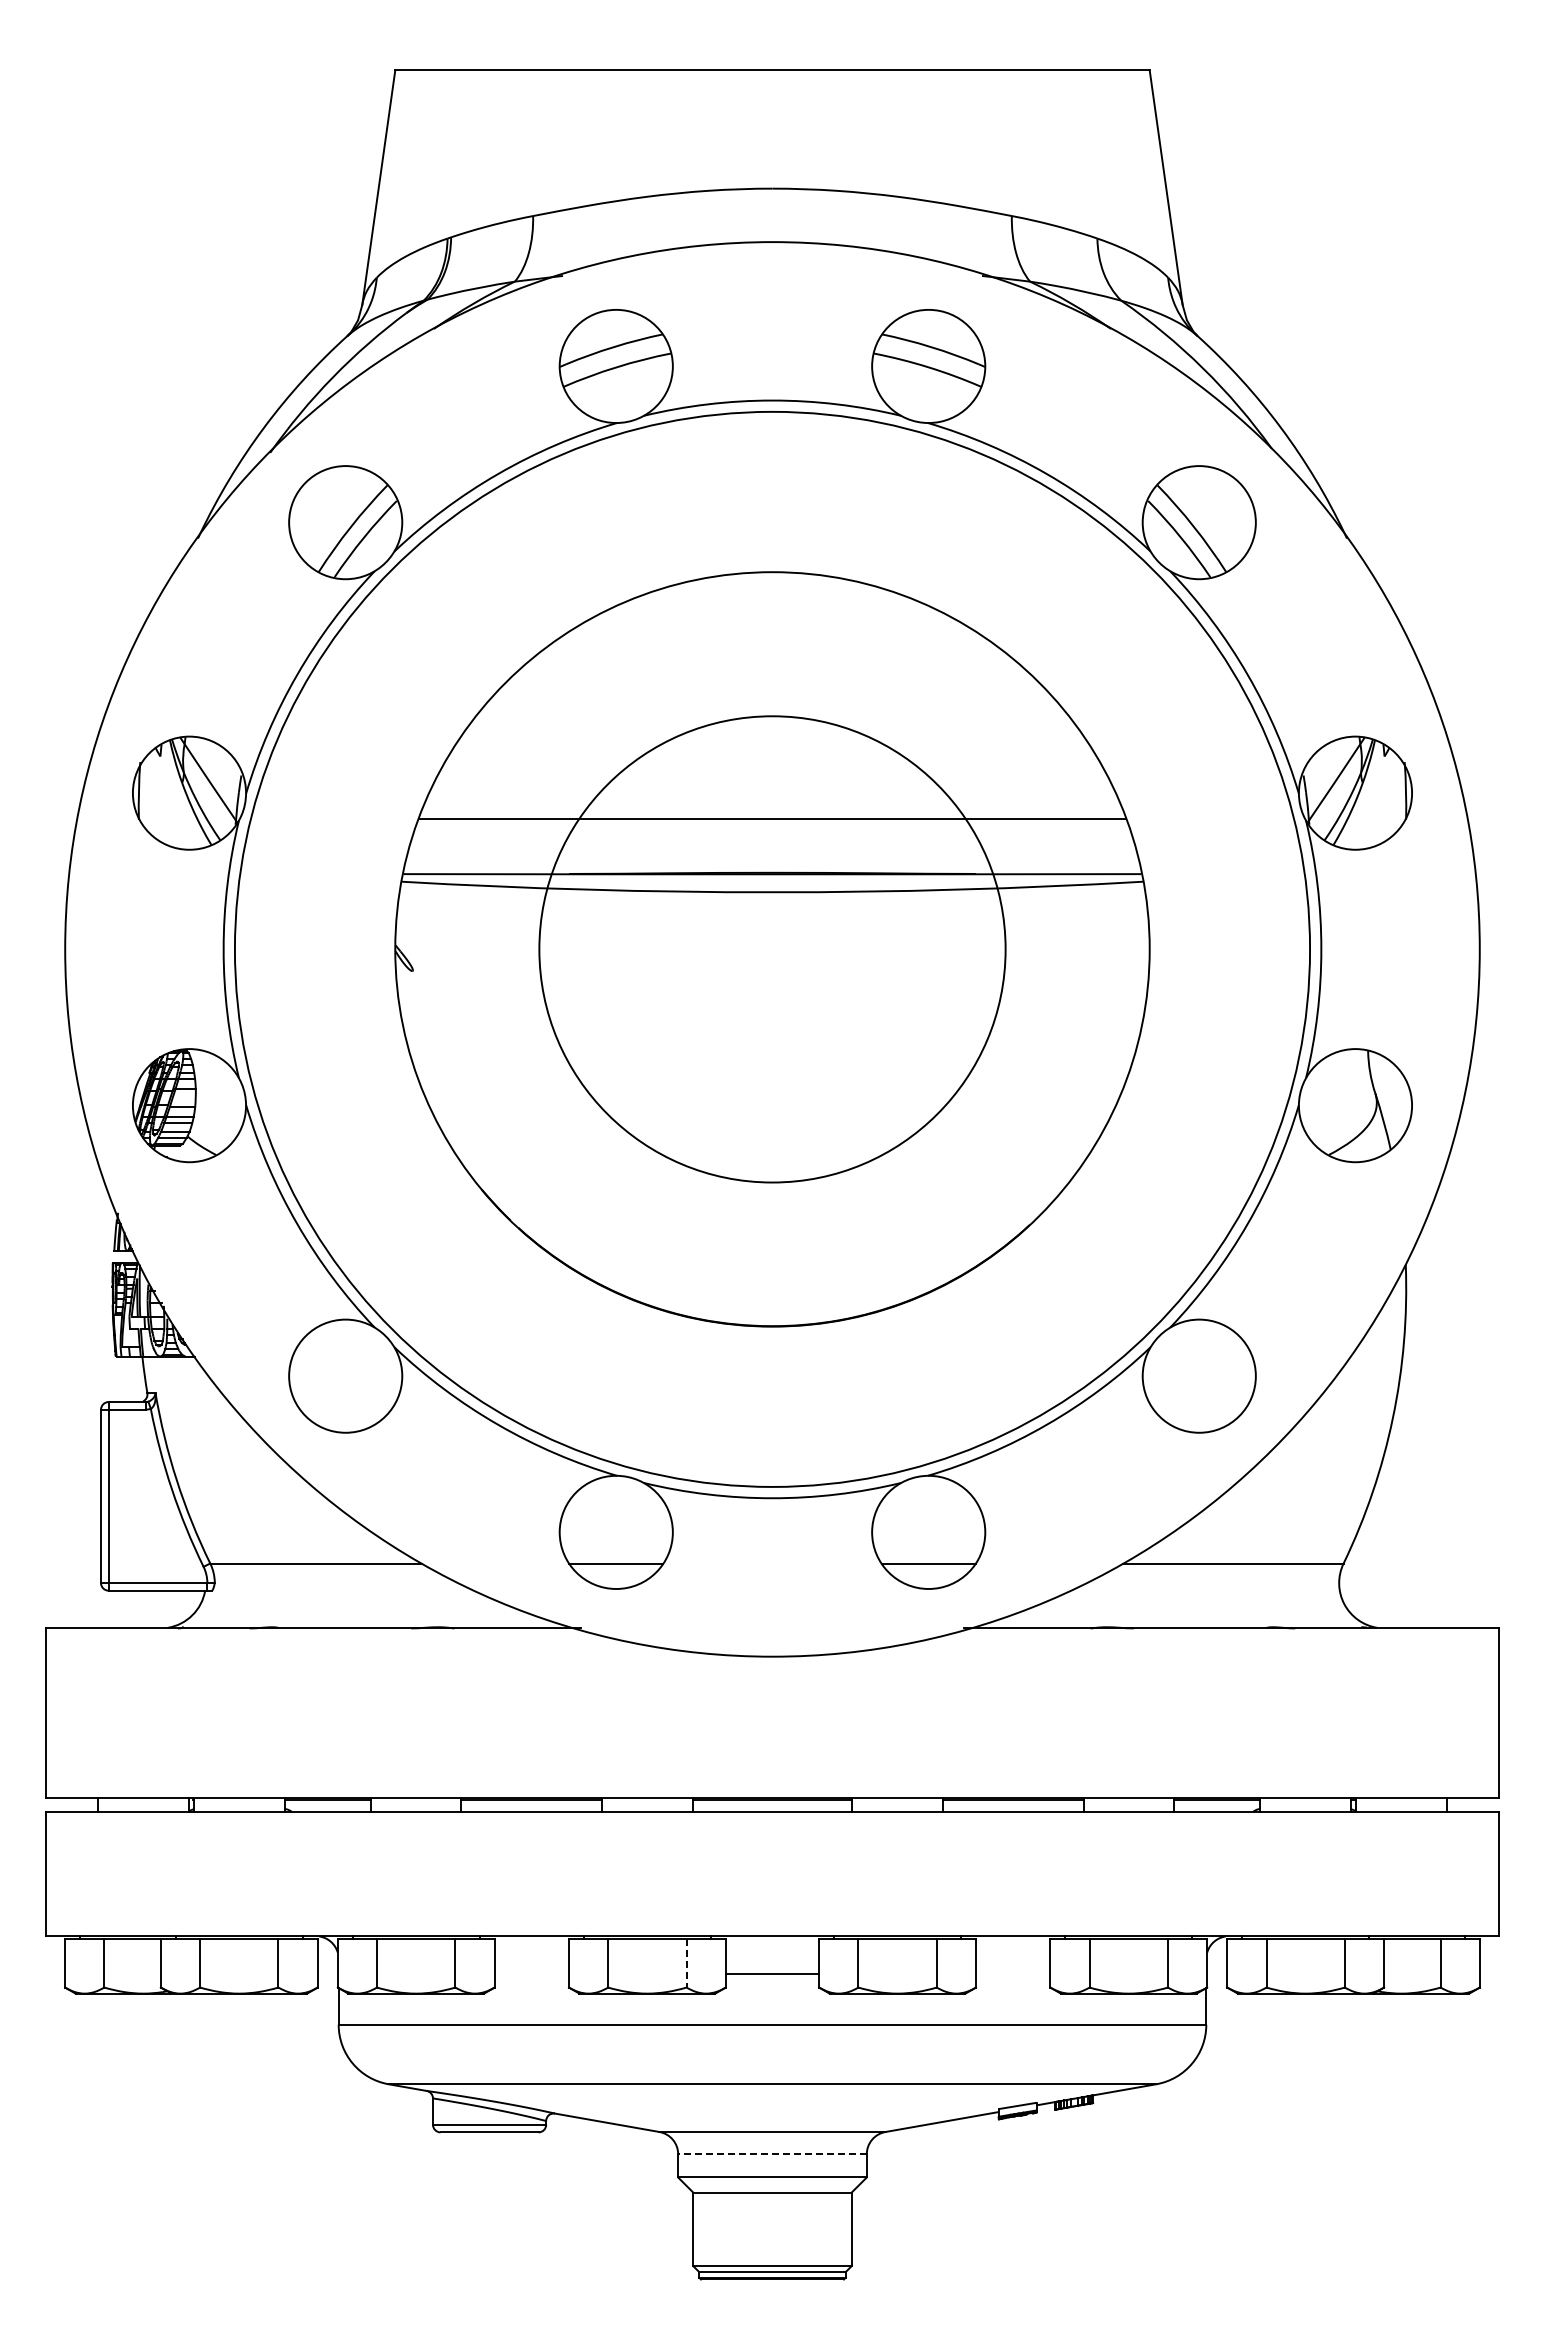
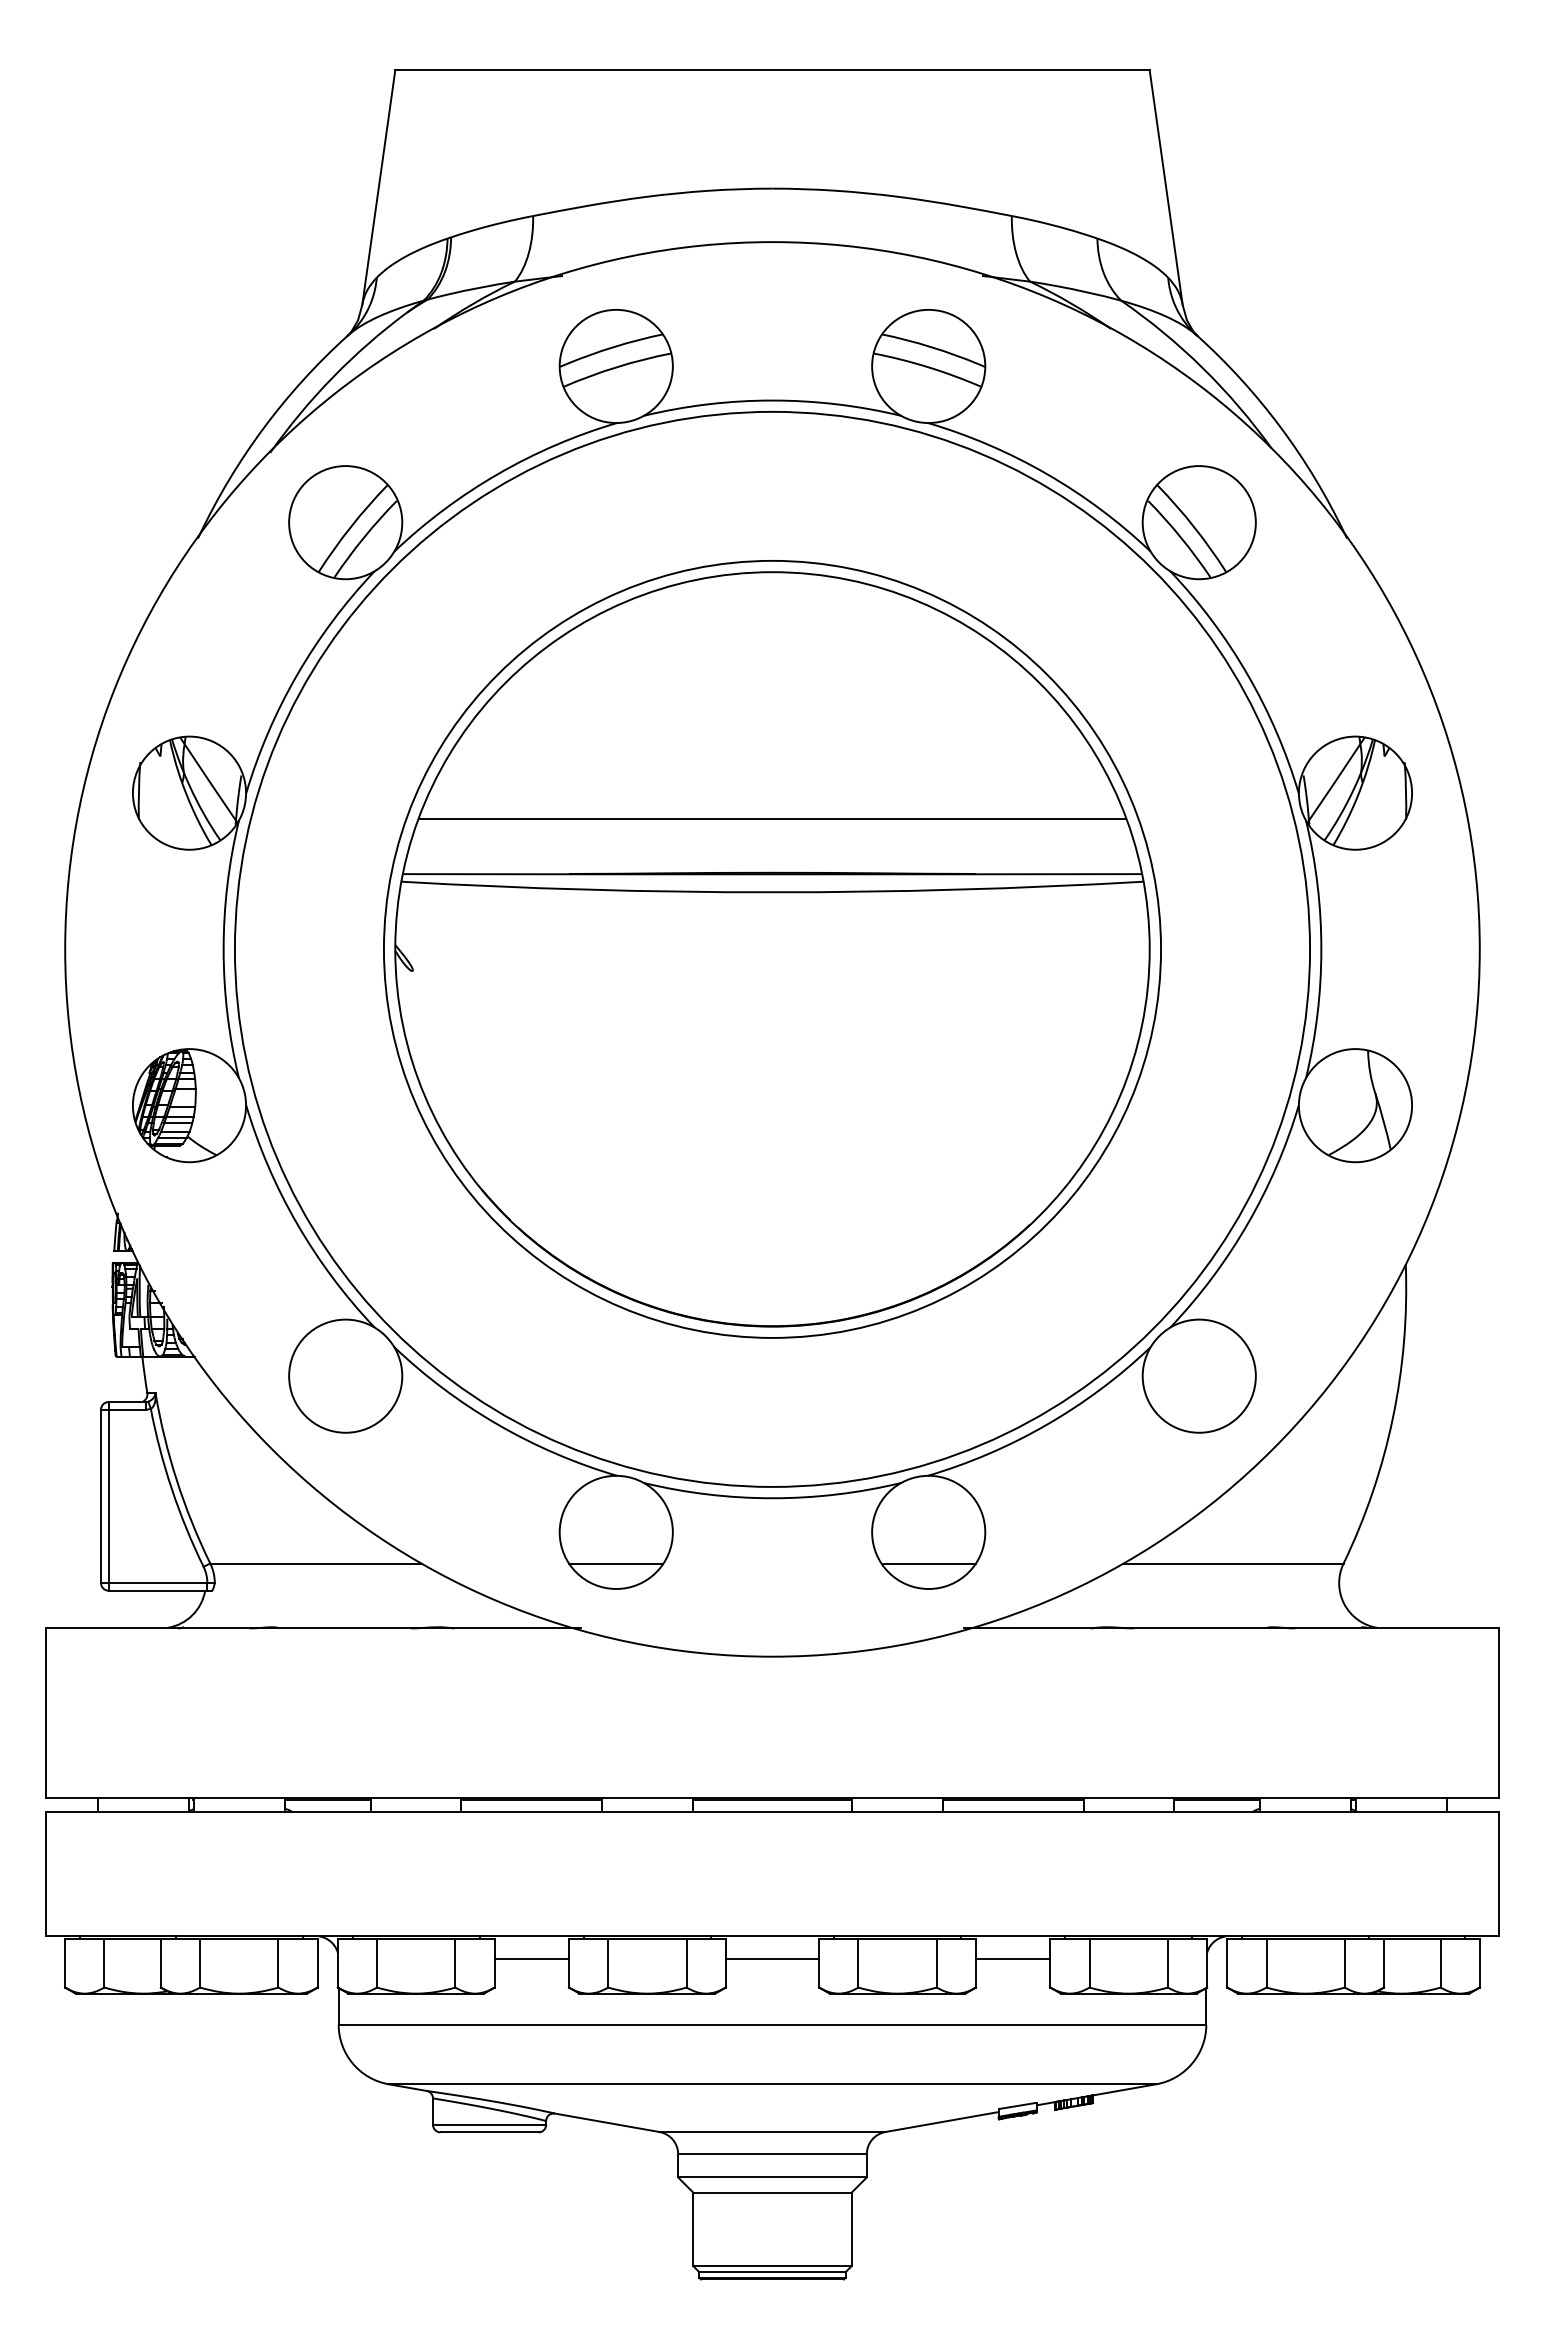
circle diameter: 466 px -> 777 px (772, 948)
line: none -> present (531, 1958)
line: none -> present (1013, 1958)
line: dashed -> solid (686, 1963)
line position: (772, 1973) -> (772, 1958) (772, 1958)
line: dashed -> solid (772, 2154)
